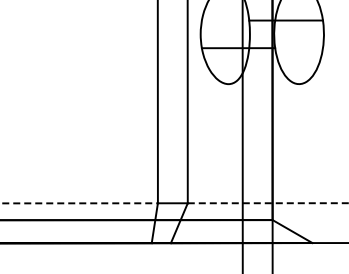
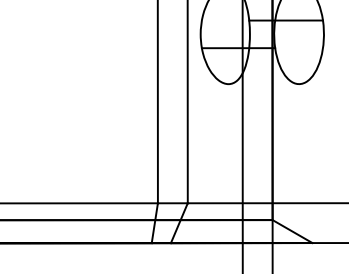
line: dashed -> solid (78, 203)
line: dashed -> solid (268, 203)
